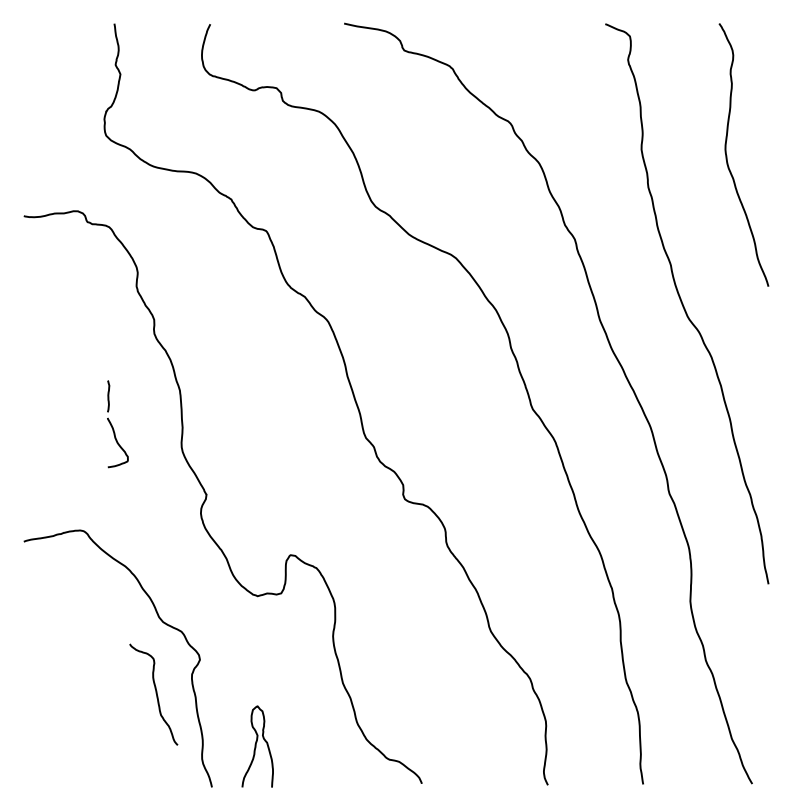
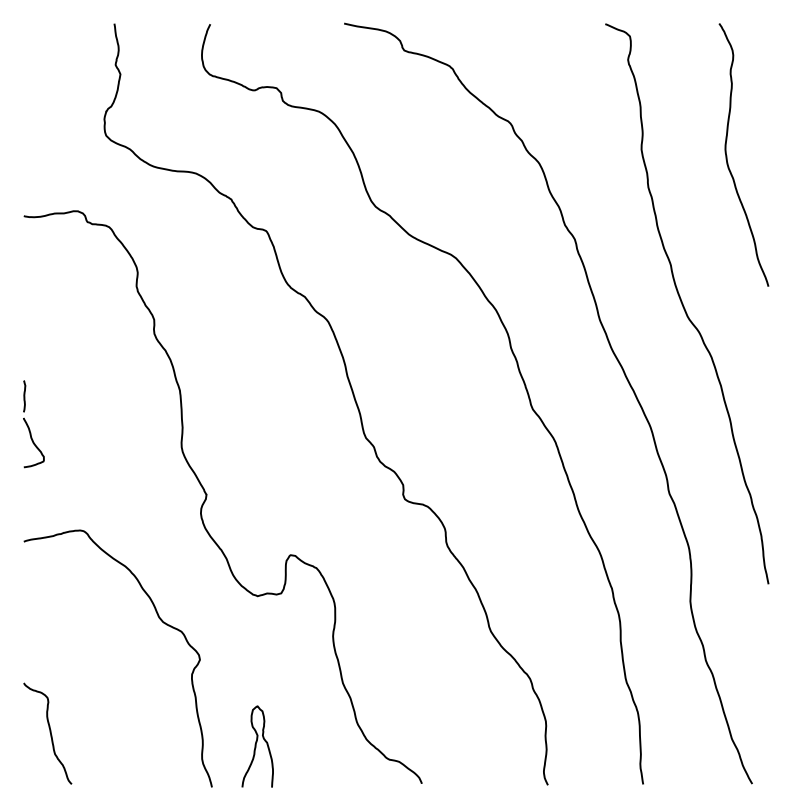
part position: (117, 424) -> (33, 424) (33, 424)
curve position: (155, 693) -> (49, 732) (49, 732)
